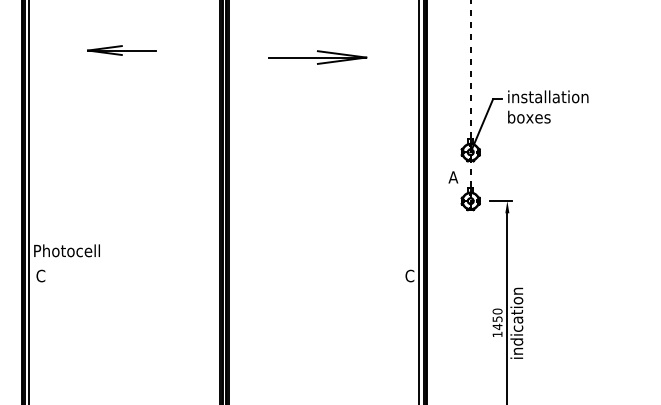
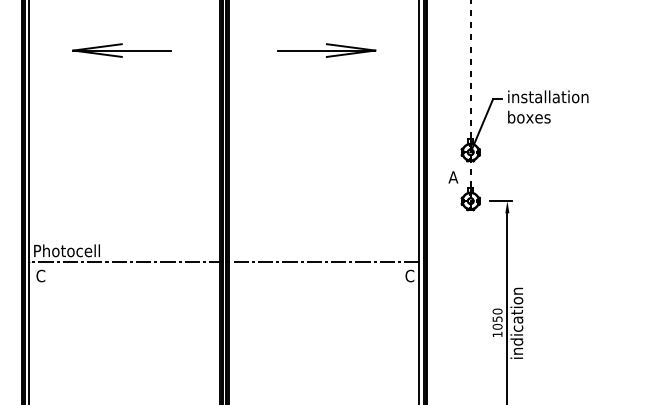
part size: 70x11 px -> 100x15 px (121, 50)
part position: (317, 57) -> (326, 50) (326, 50)
line: none -> present (224, 262)
text: 1450 -> 1050 (497, 326)
